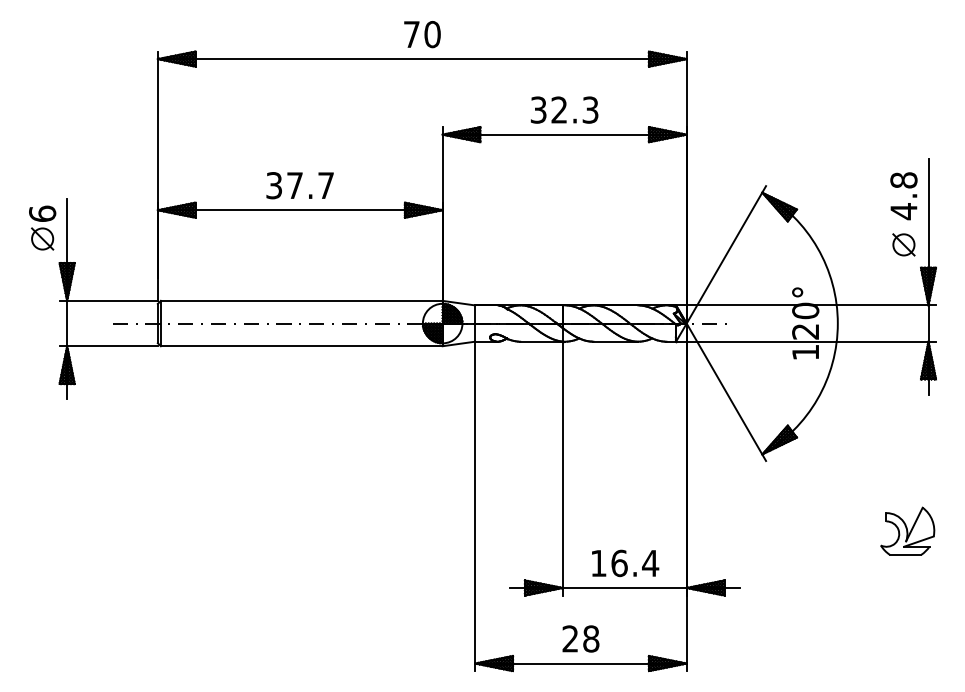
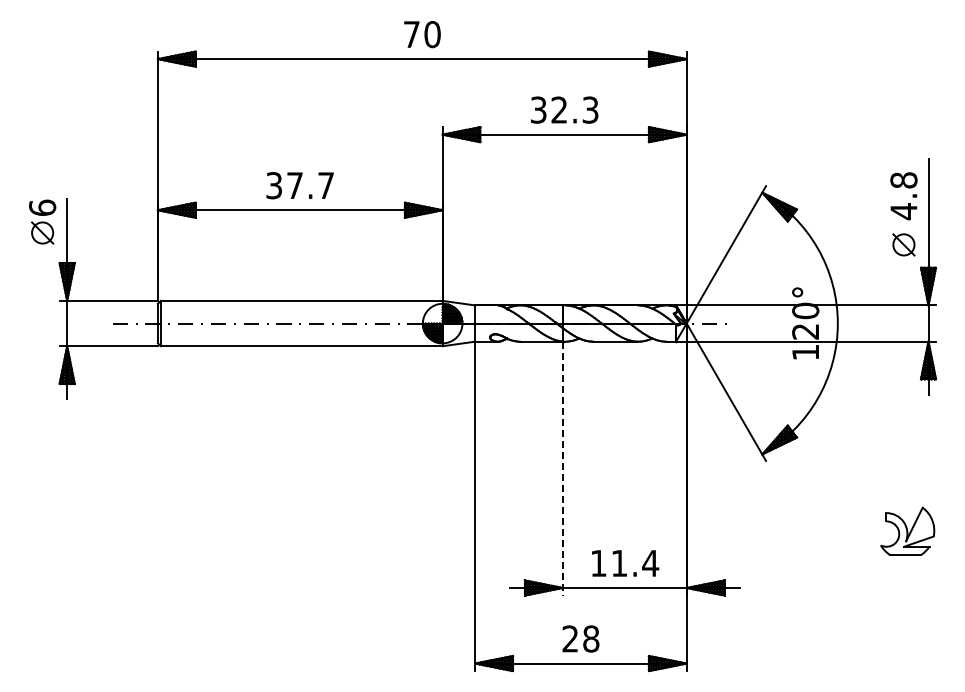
part position: (42, 227) -> (42, 221) (42, 221)
line: solid -> dashed (562, 468)
text: 16.4 -> 11.4 (619, 563)
